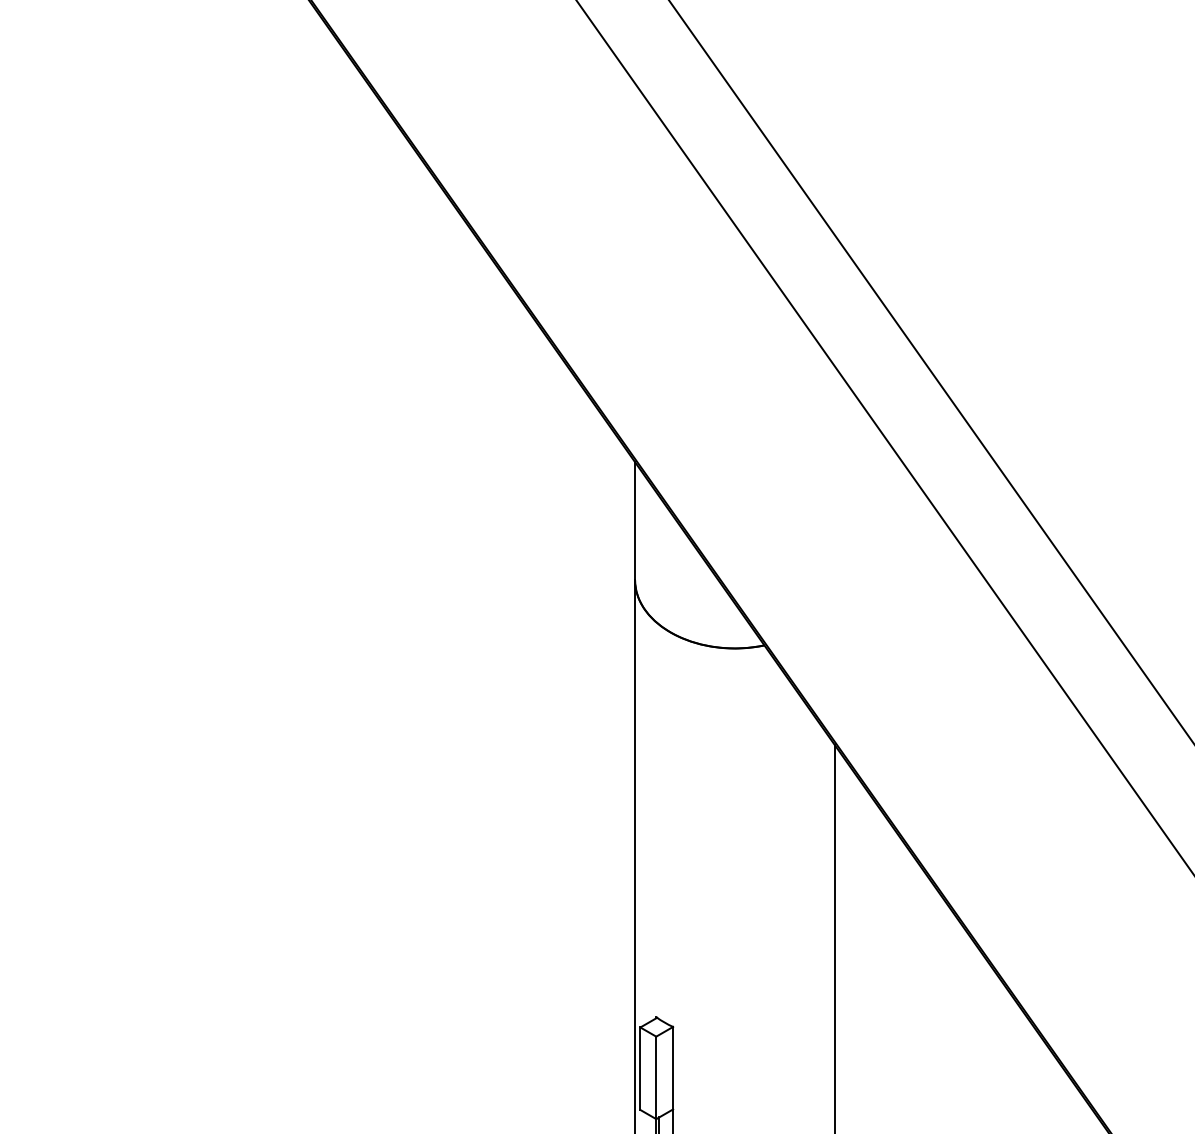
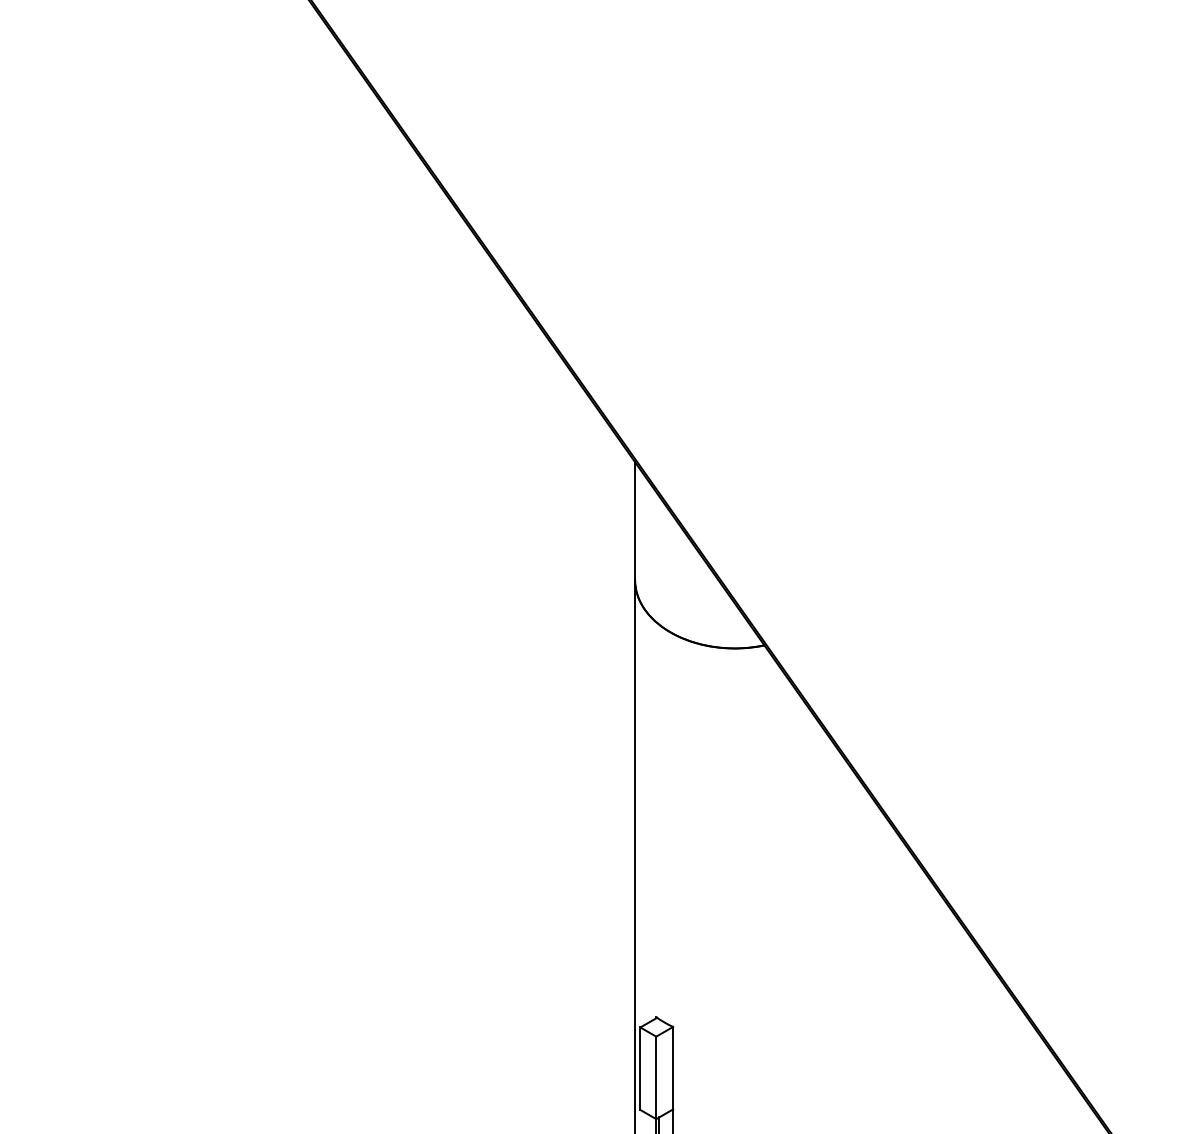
line: present -> none (930, 371)
line: present -> none (884, 436)
line: present -> none (834, 937)
